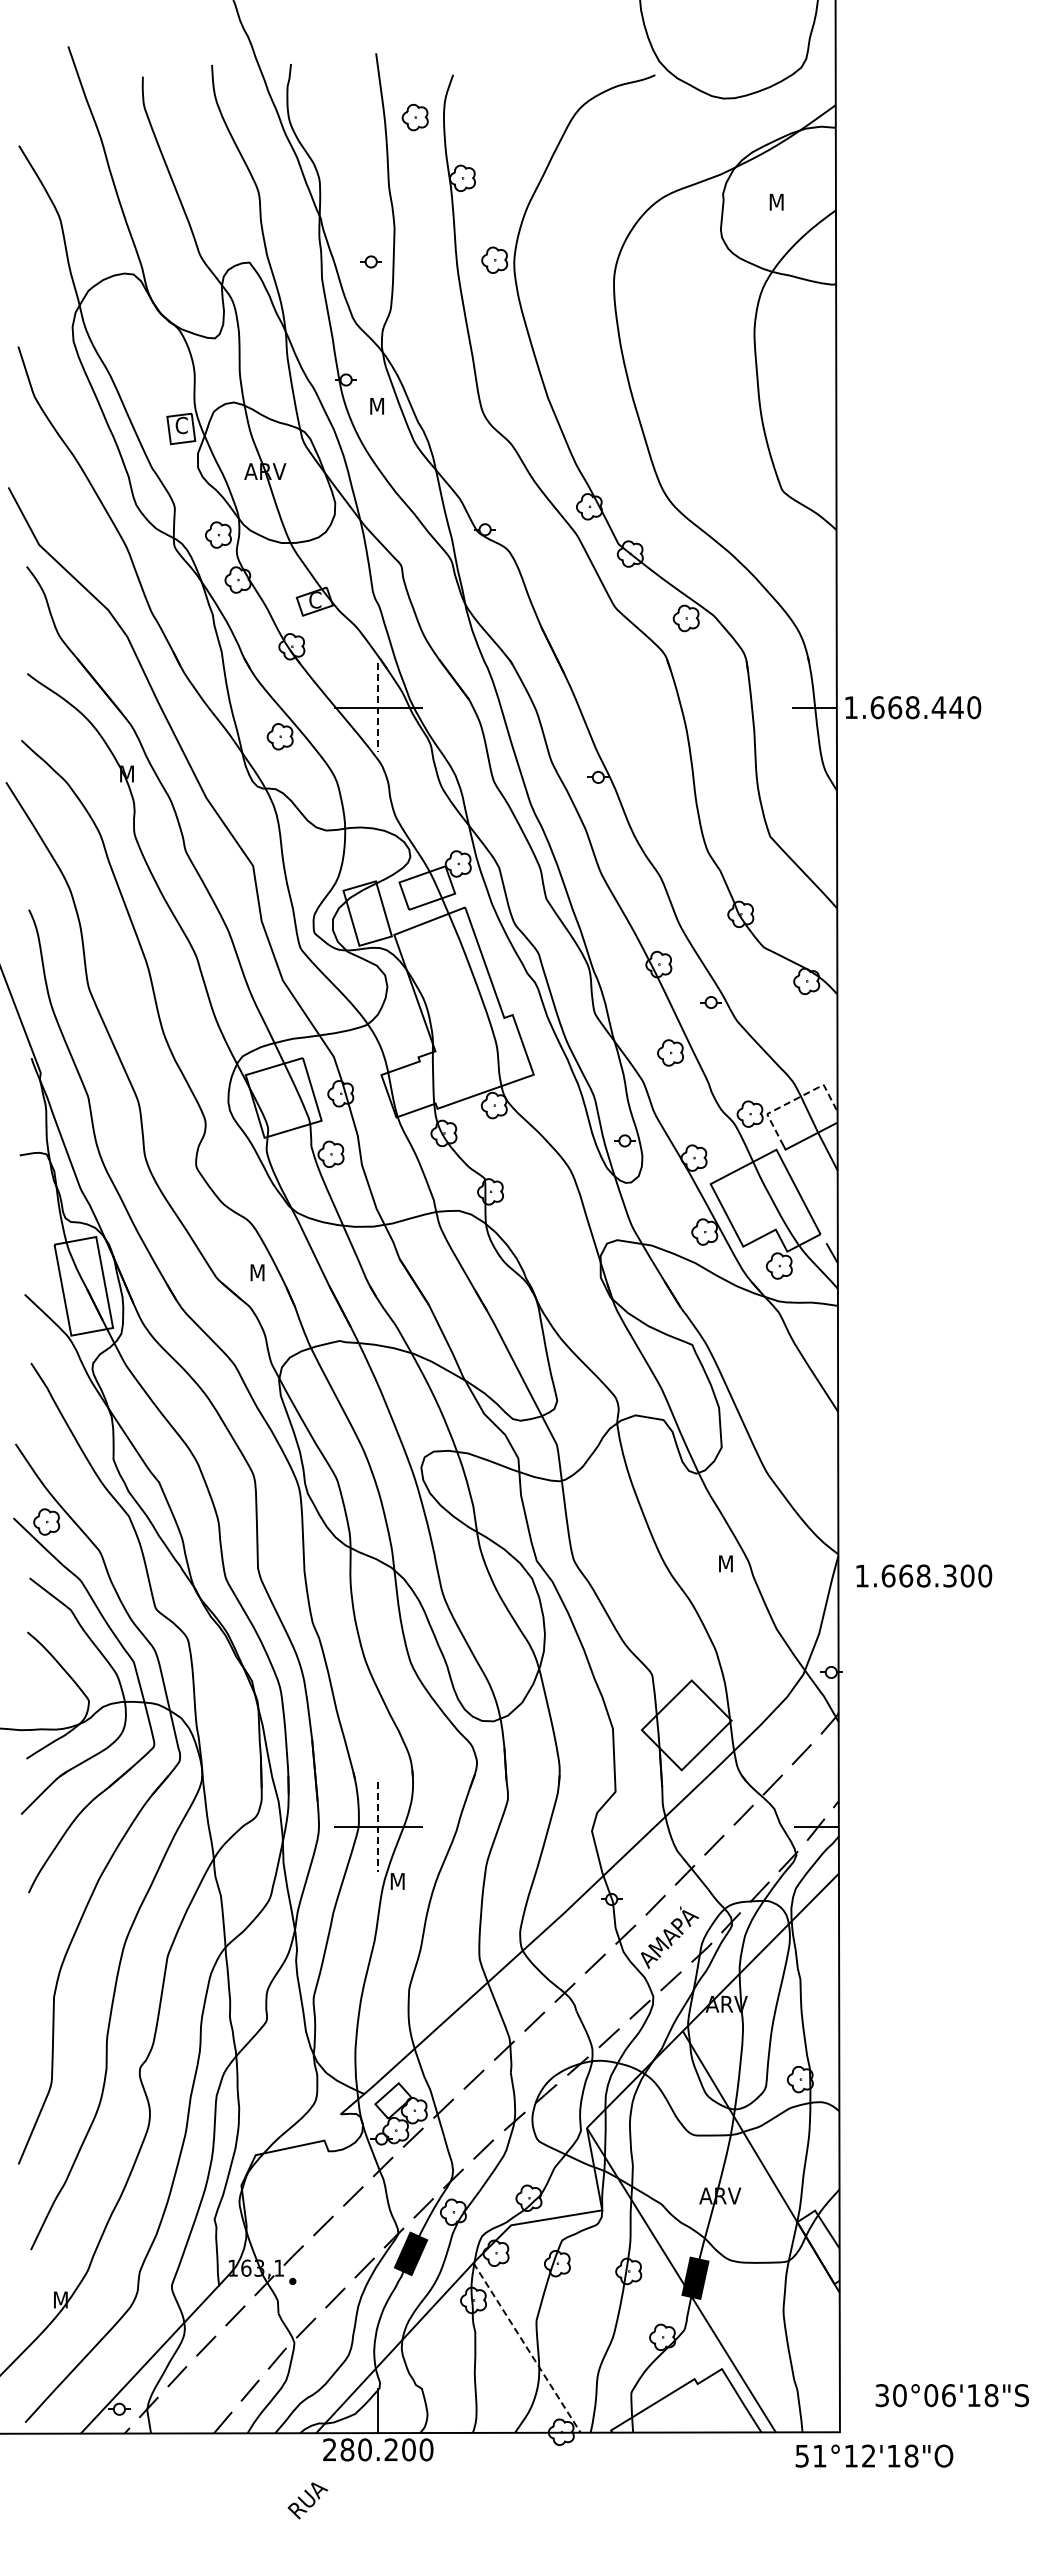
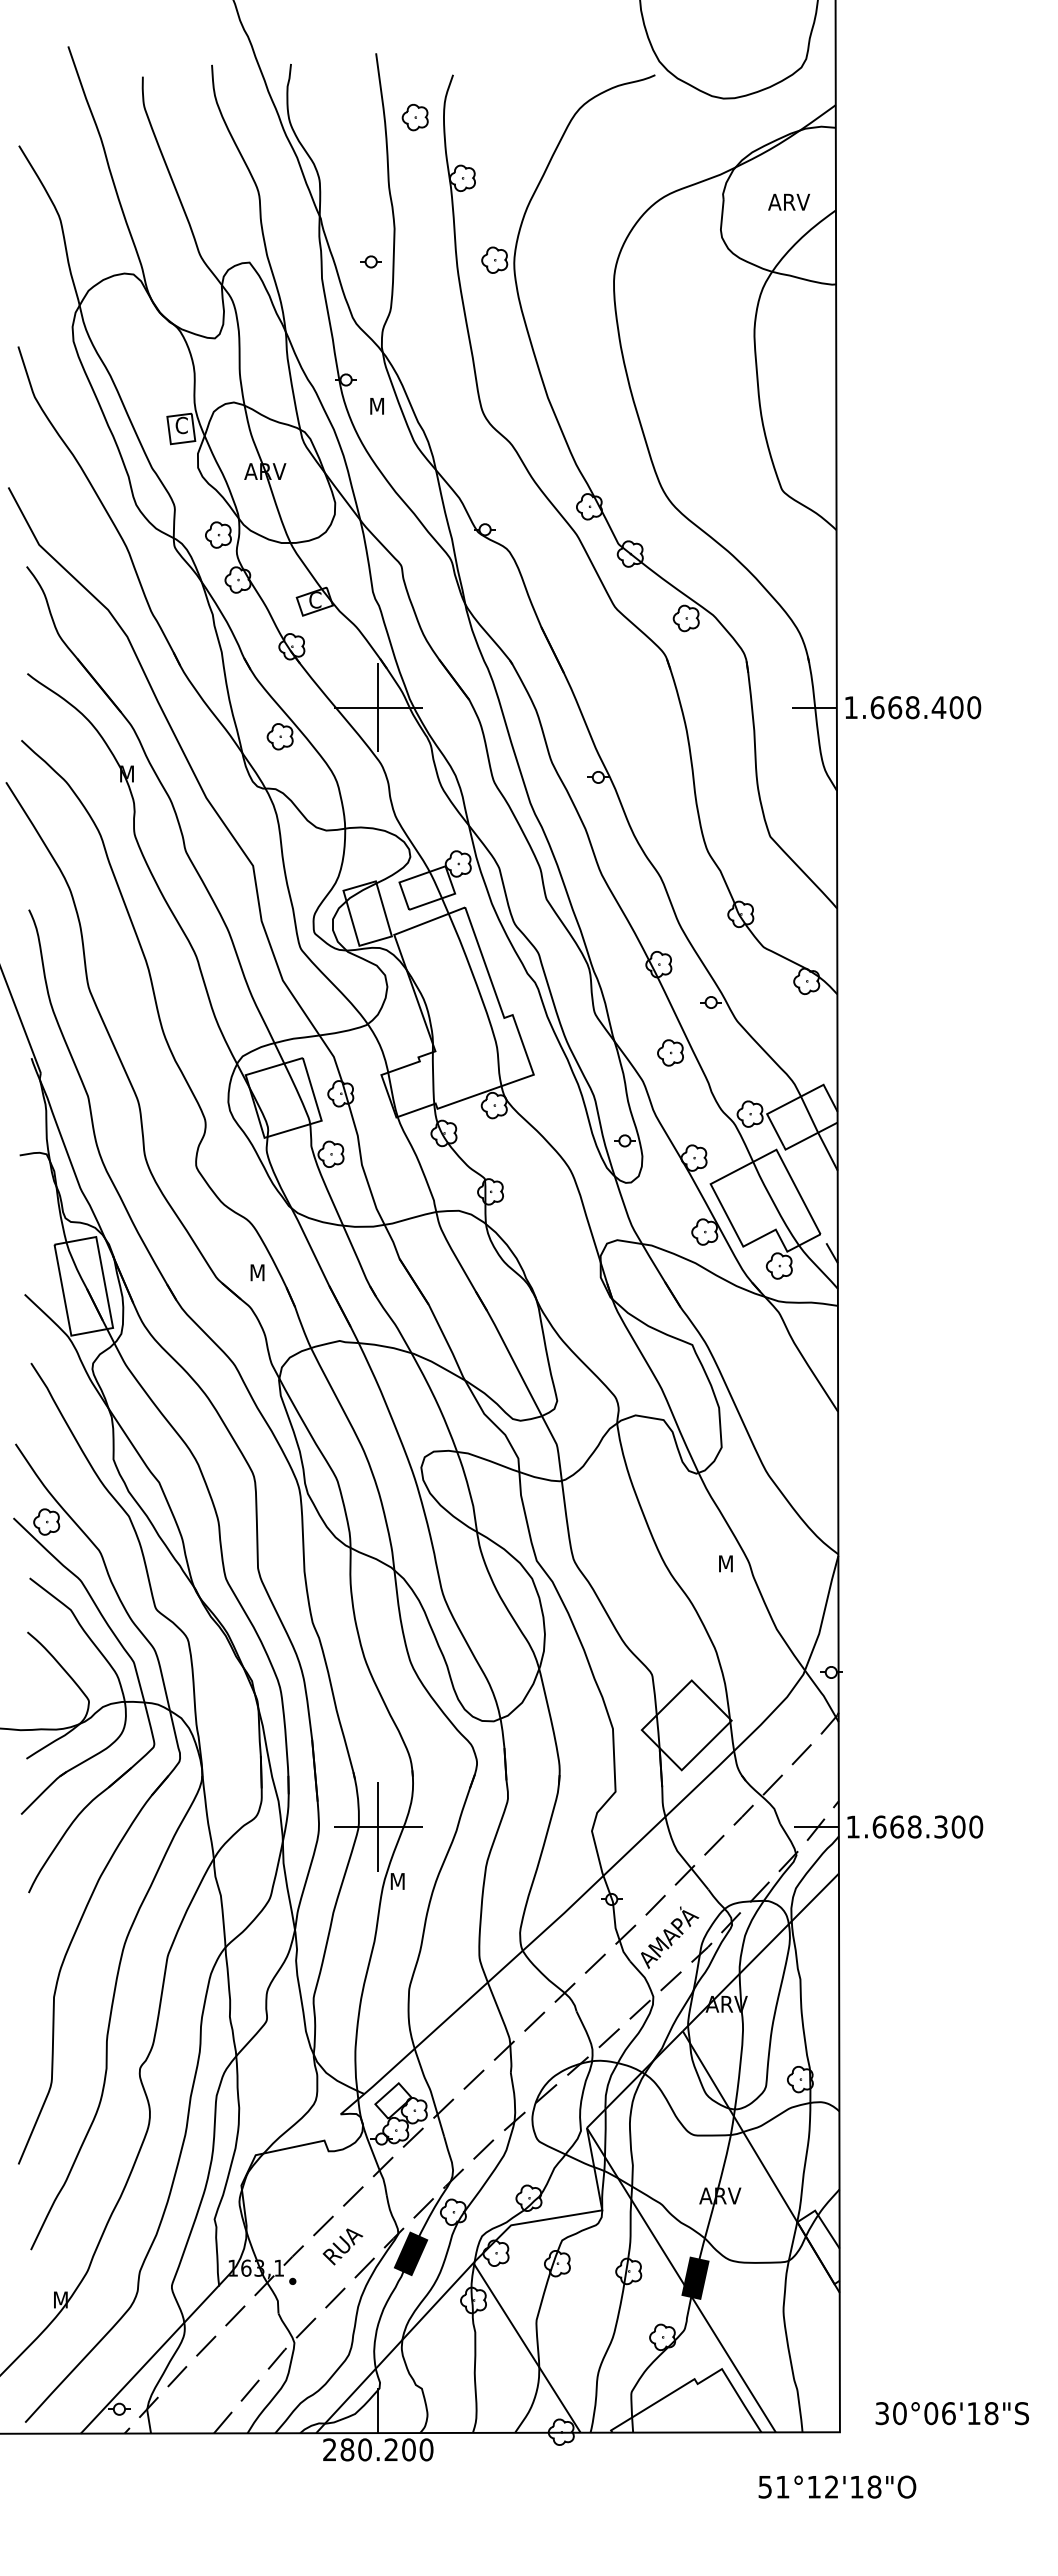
text: M -> ARV (789, 201)
line: dashed -> solid (378, 707)
text: 1.668.440 -> 1.668.400 (956, 707)
line: dashed -> solid (793, 1100)
text position: (924, 1575) -> (915, 1826) (915, 1826)
line: dashed -> solid (378, 1827)
line: dashed -> solid (527, 2348)
text position: (951, 2395) -> (951, 2413) (951, 2413)
text position: (874, 2455) -> (837, 2486) (837, 2486)
text position: (307, 2500) -> (342, 2246) (342, 2246)
